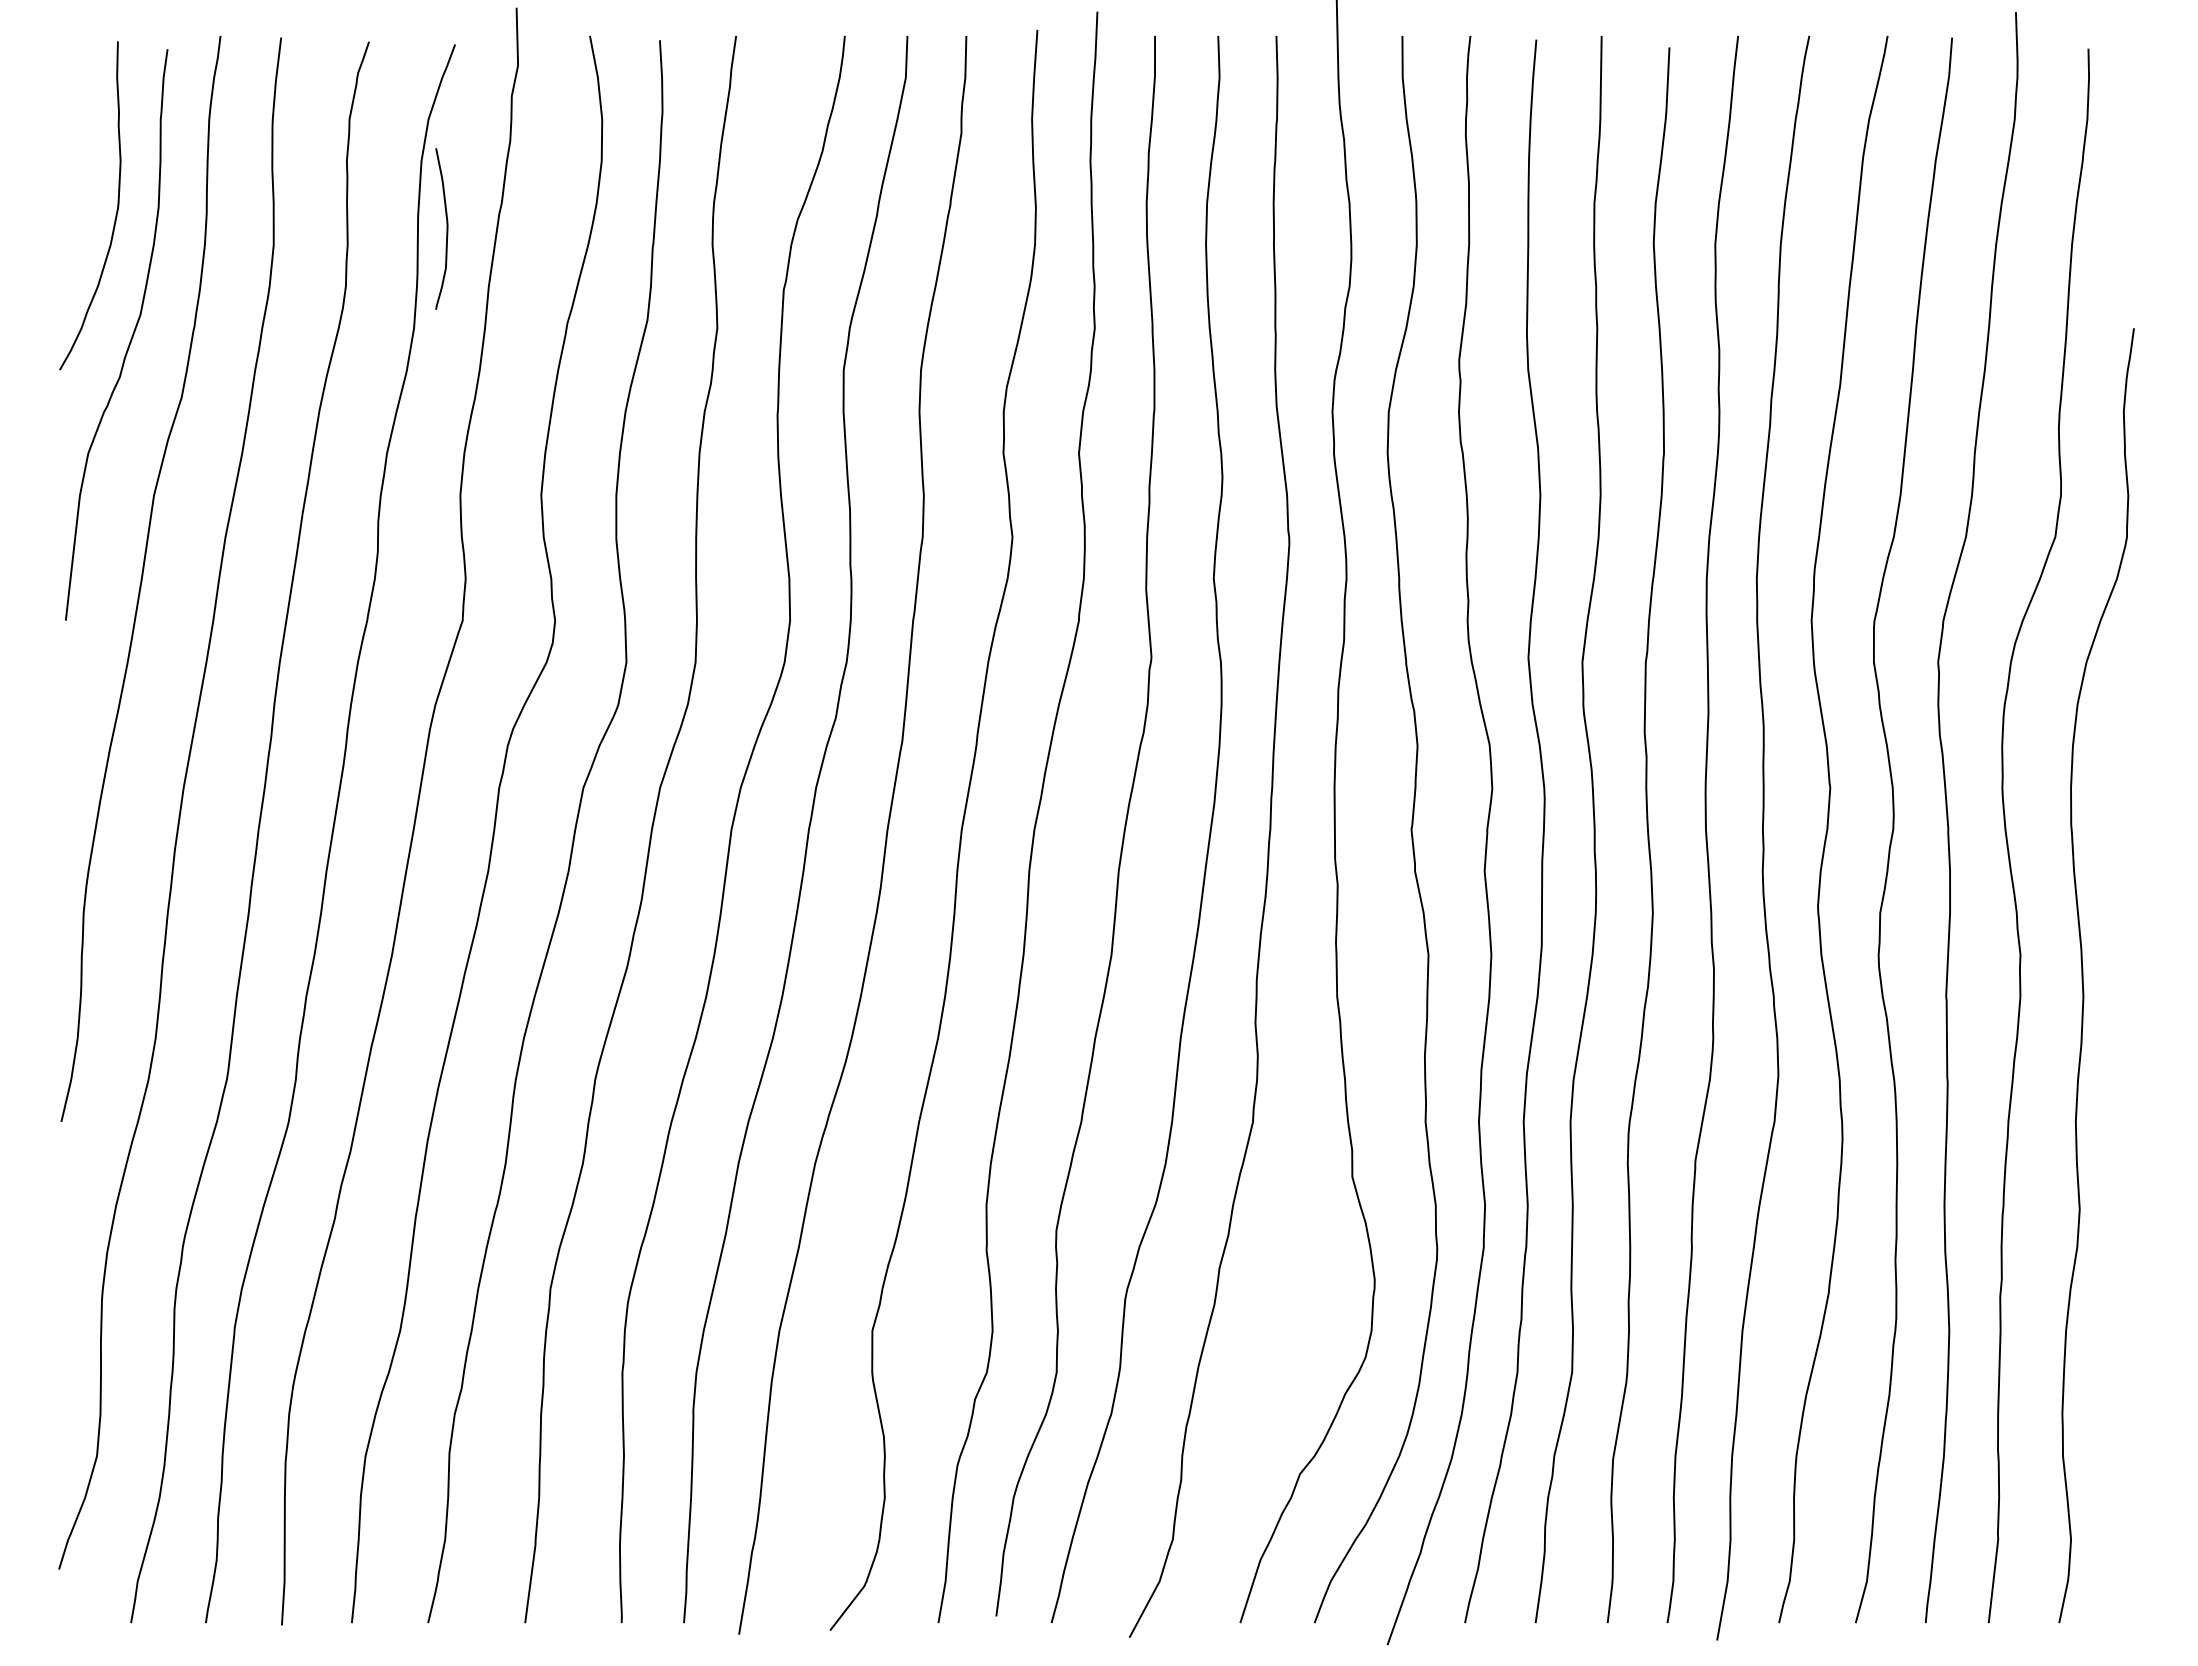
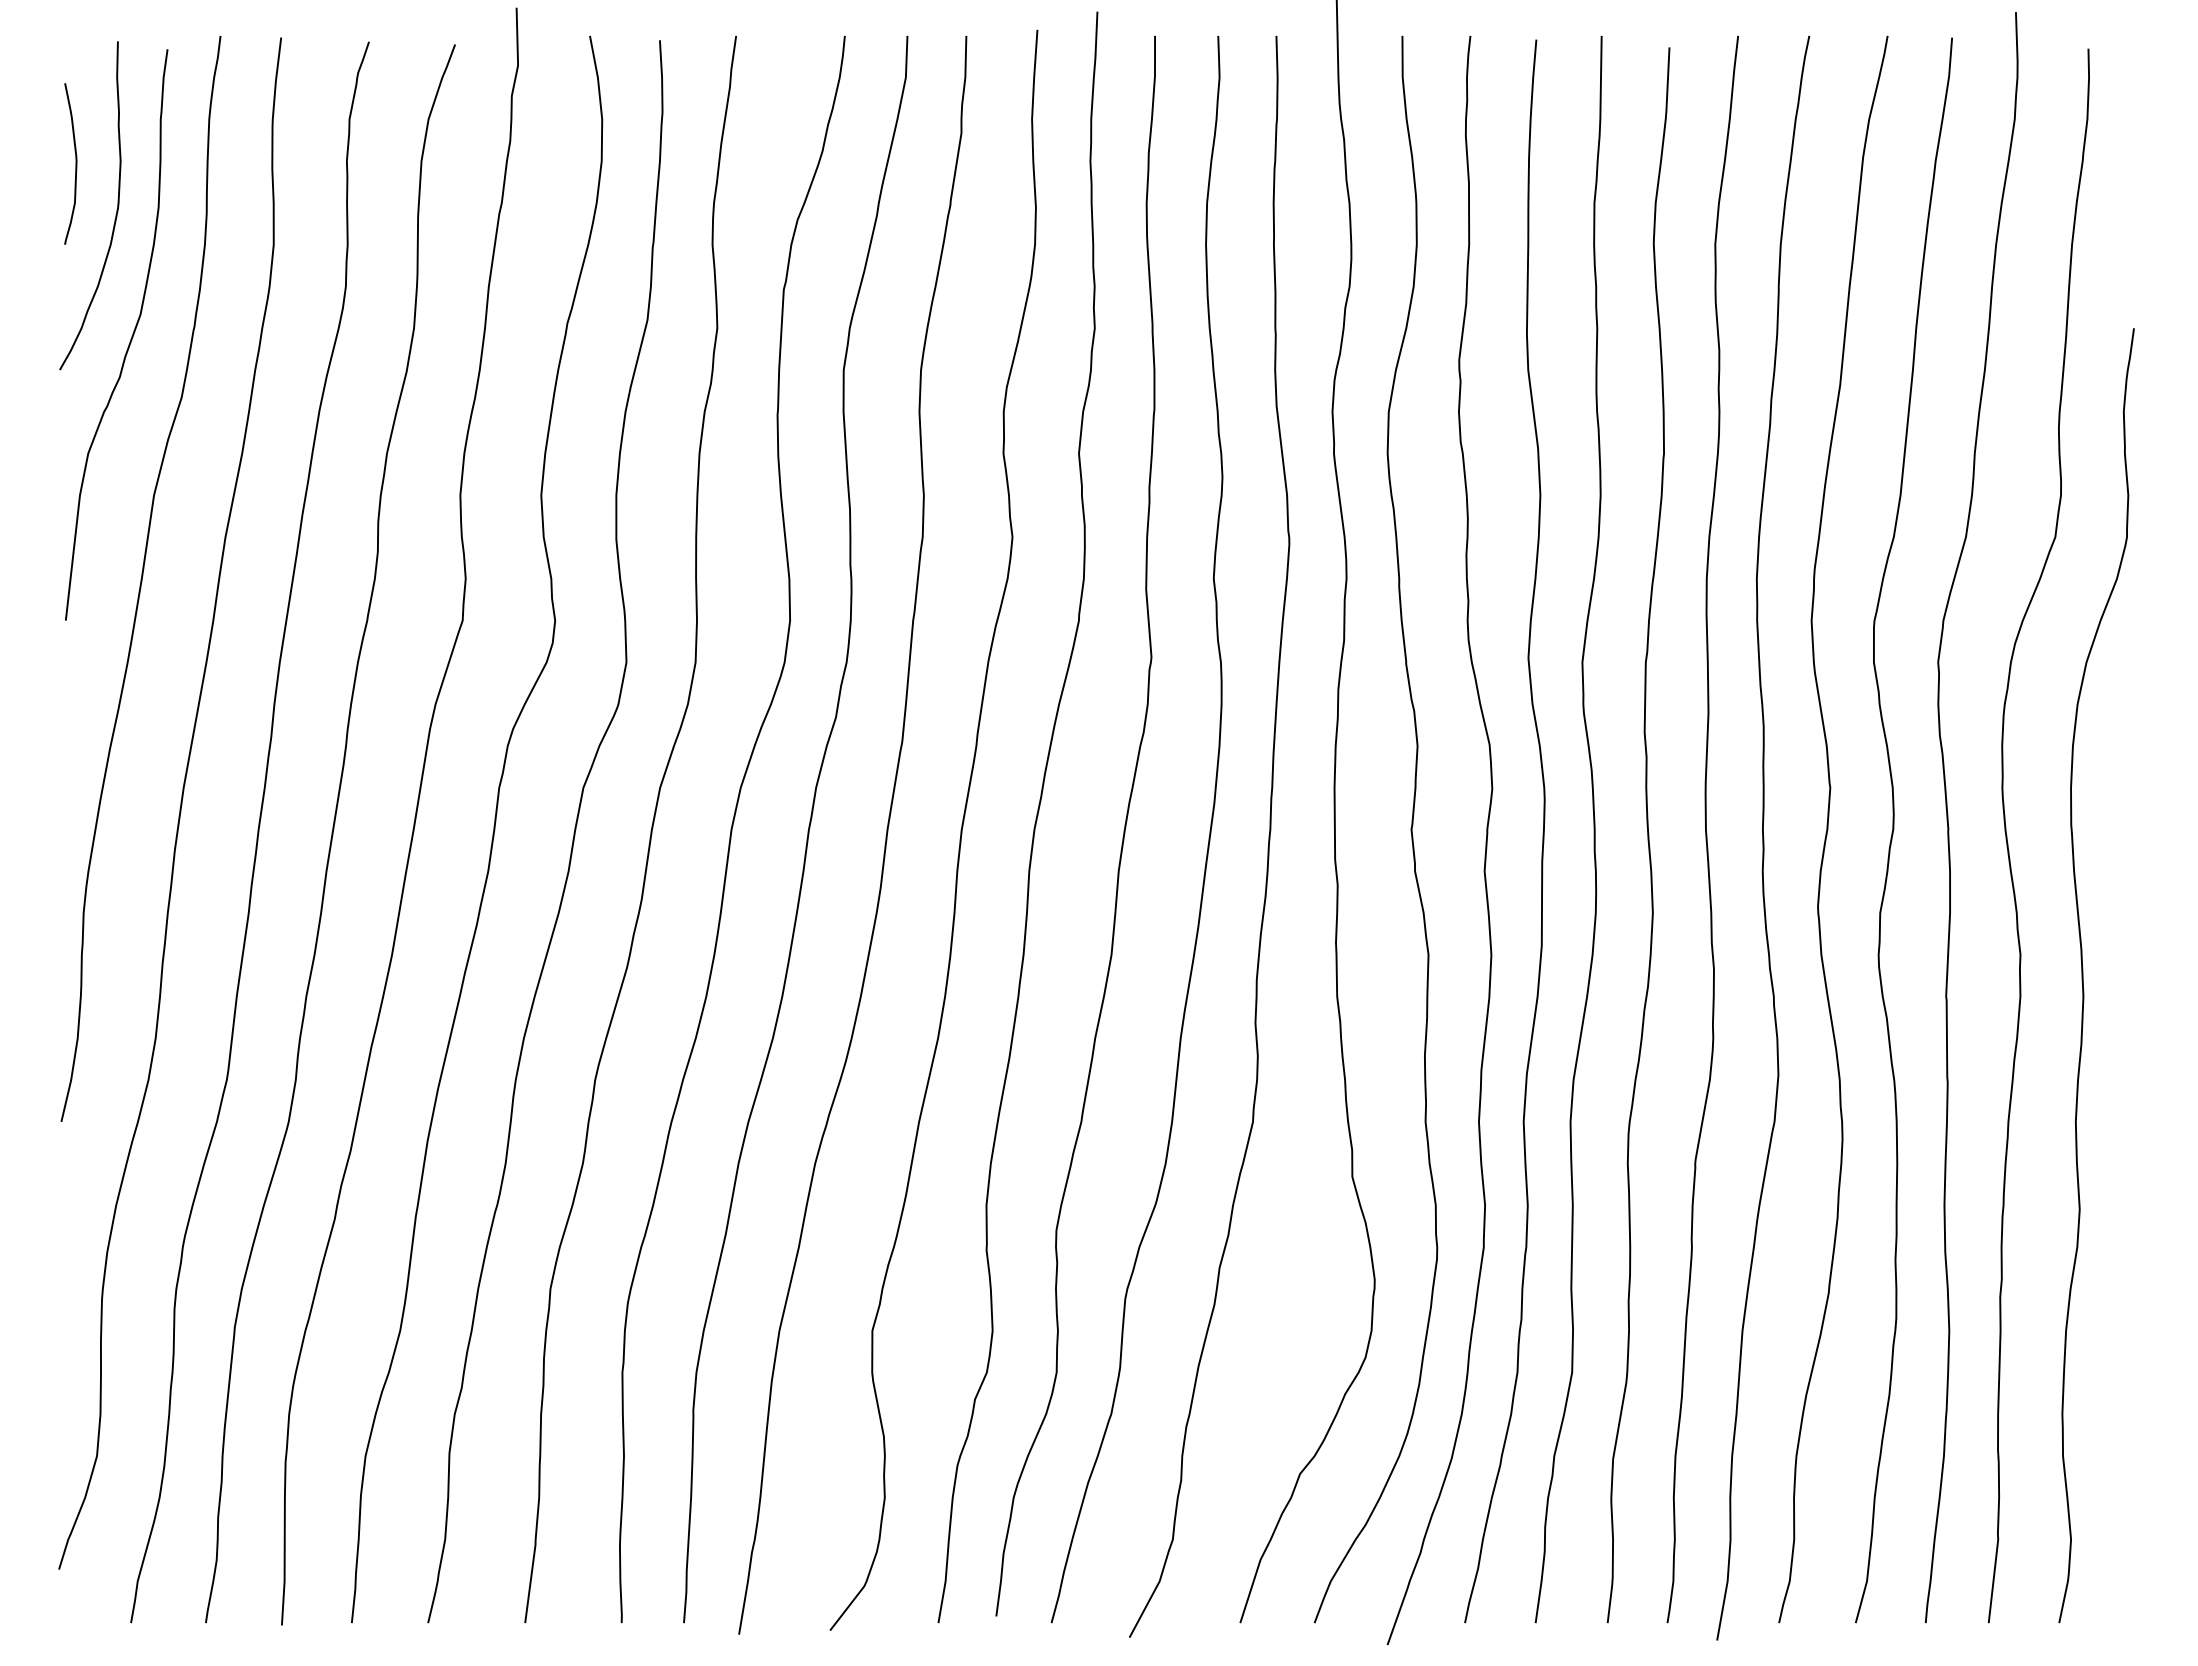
curve position: (446, 228) -> (75, 163) (75, 163)
